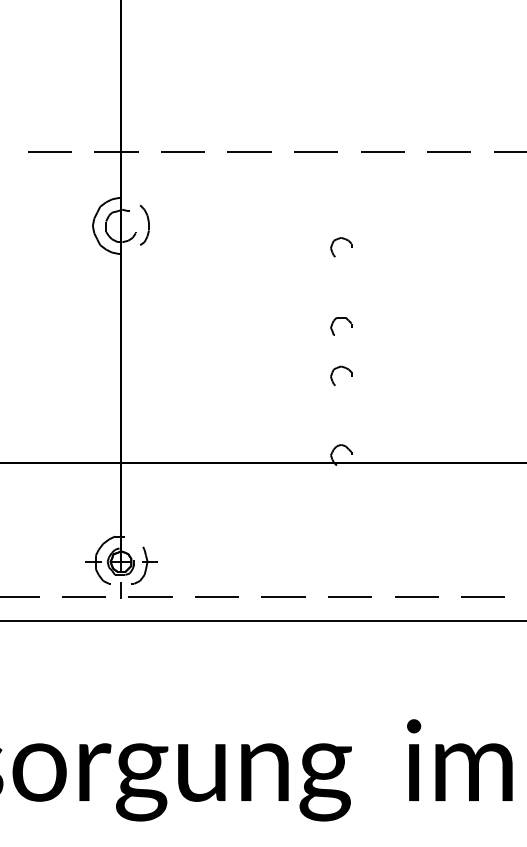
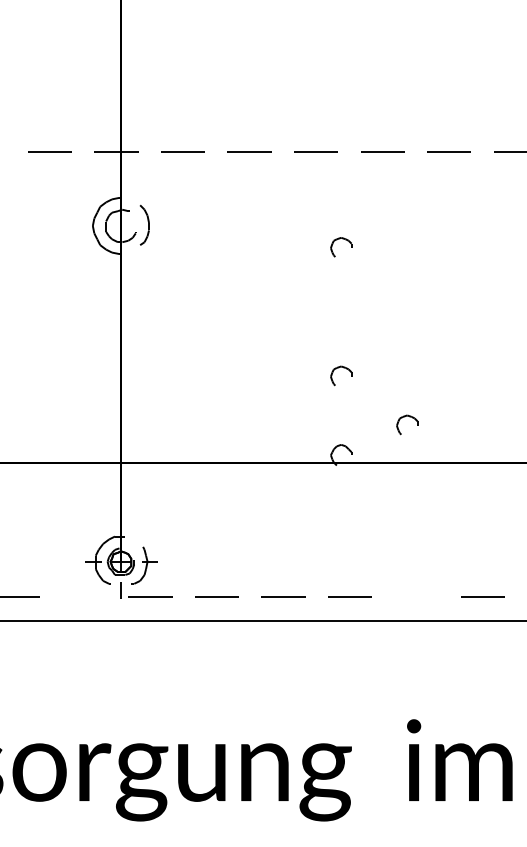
part: present -> none (341, 318)
part: none -> present (409, 417)
line: present -> none (83, 596)
line: present -> none (416, 596)
